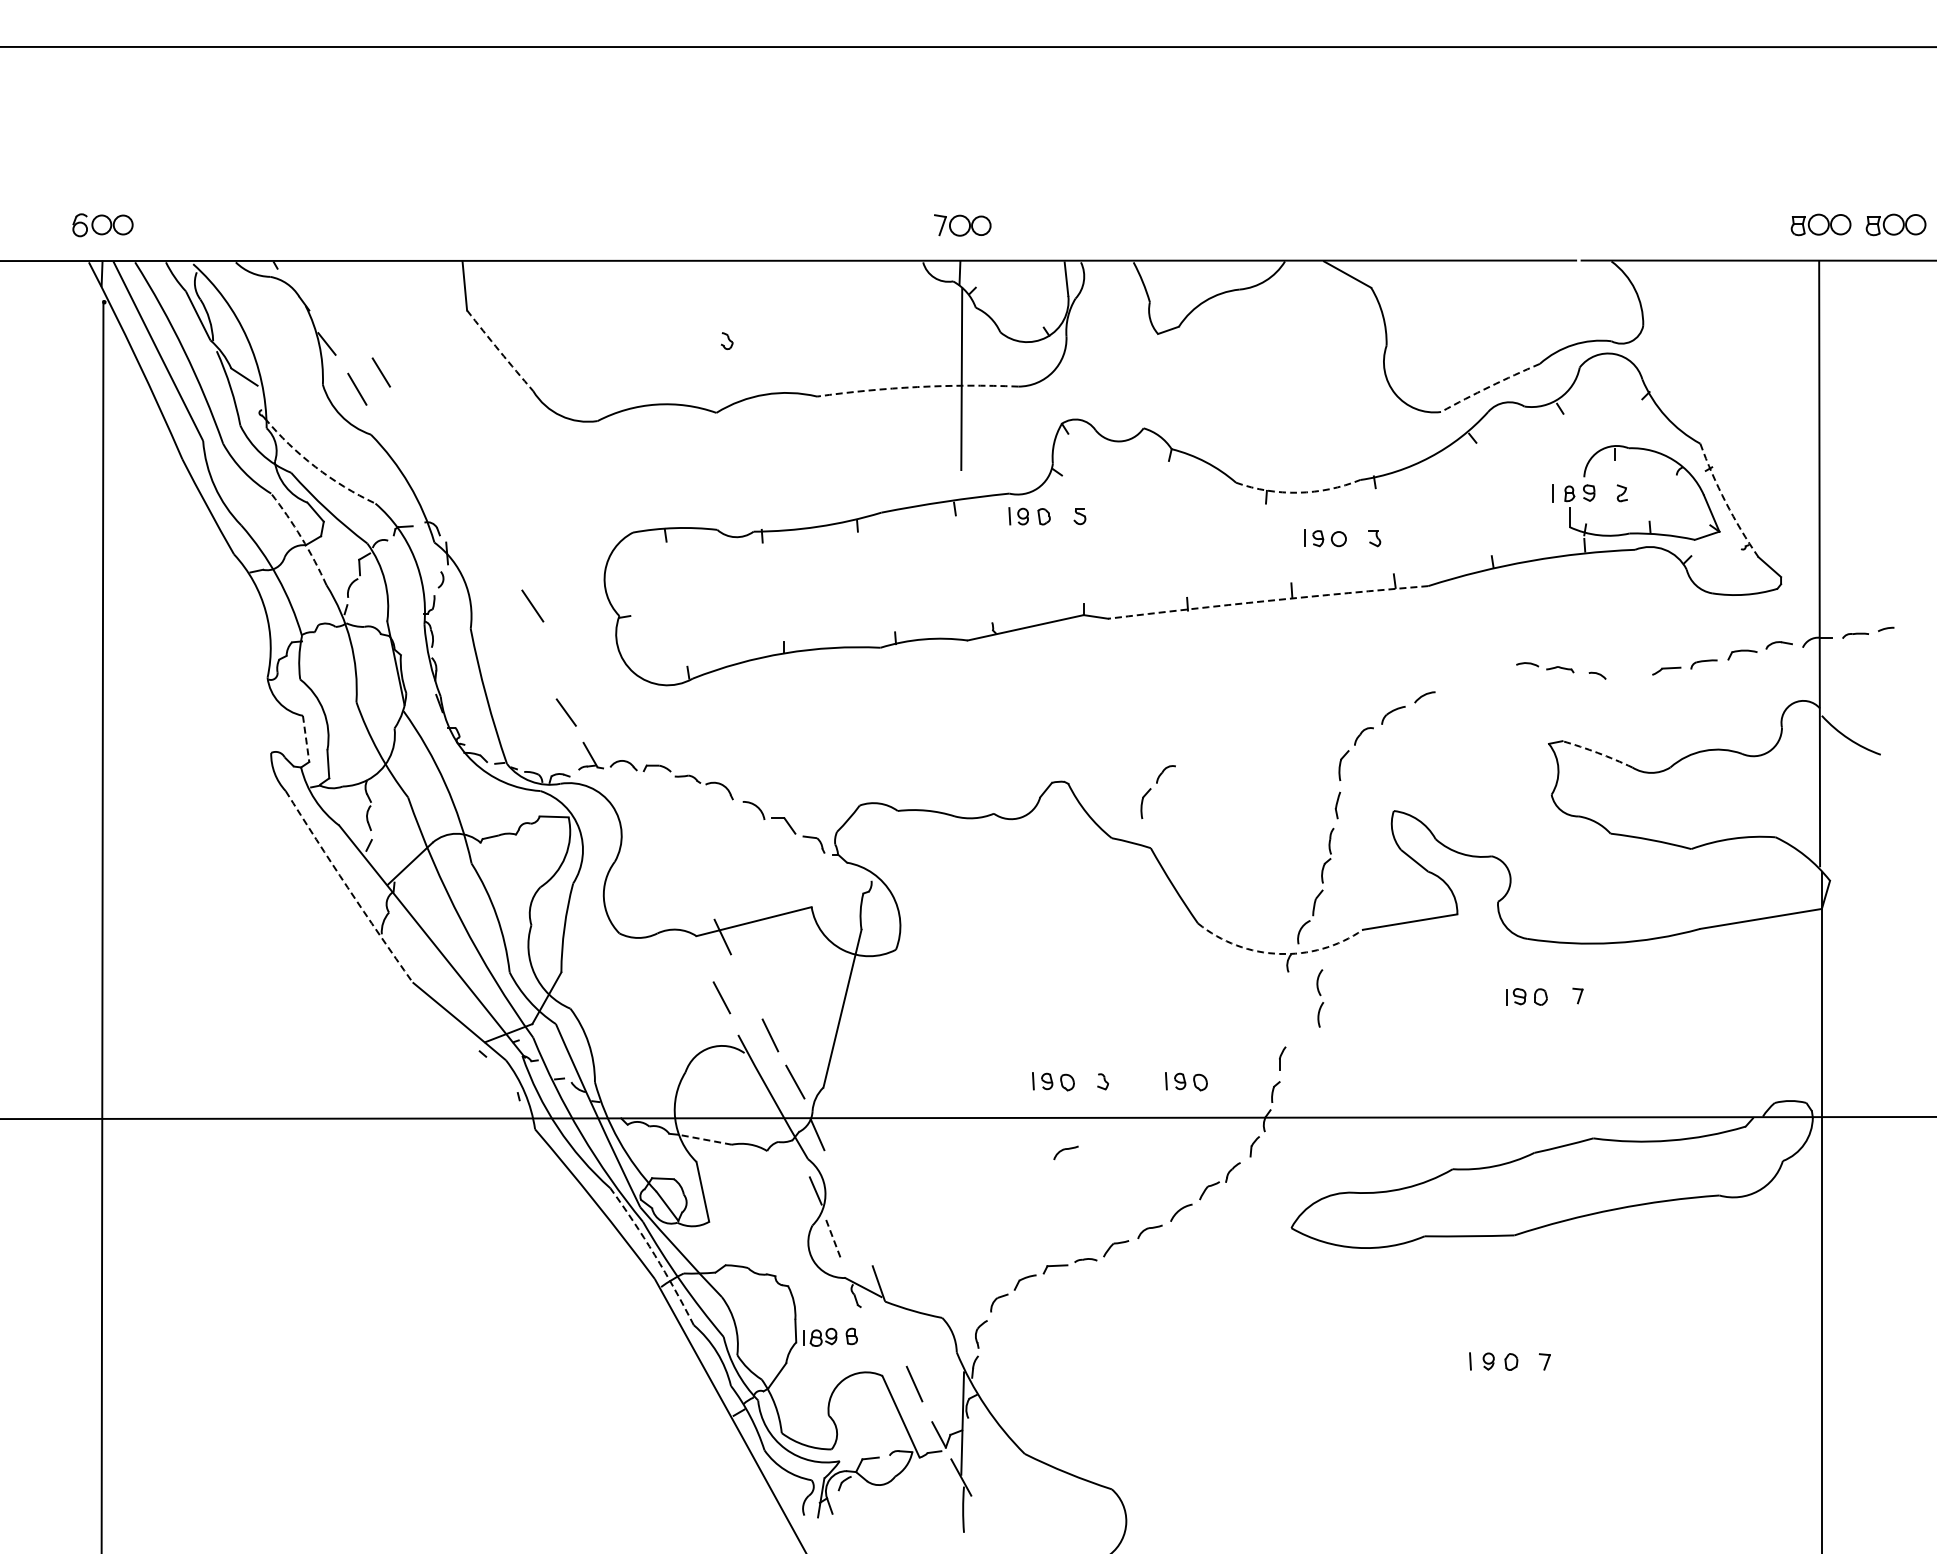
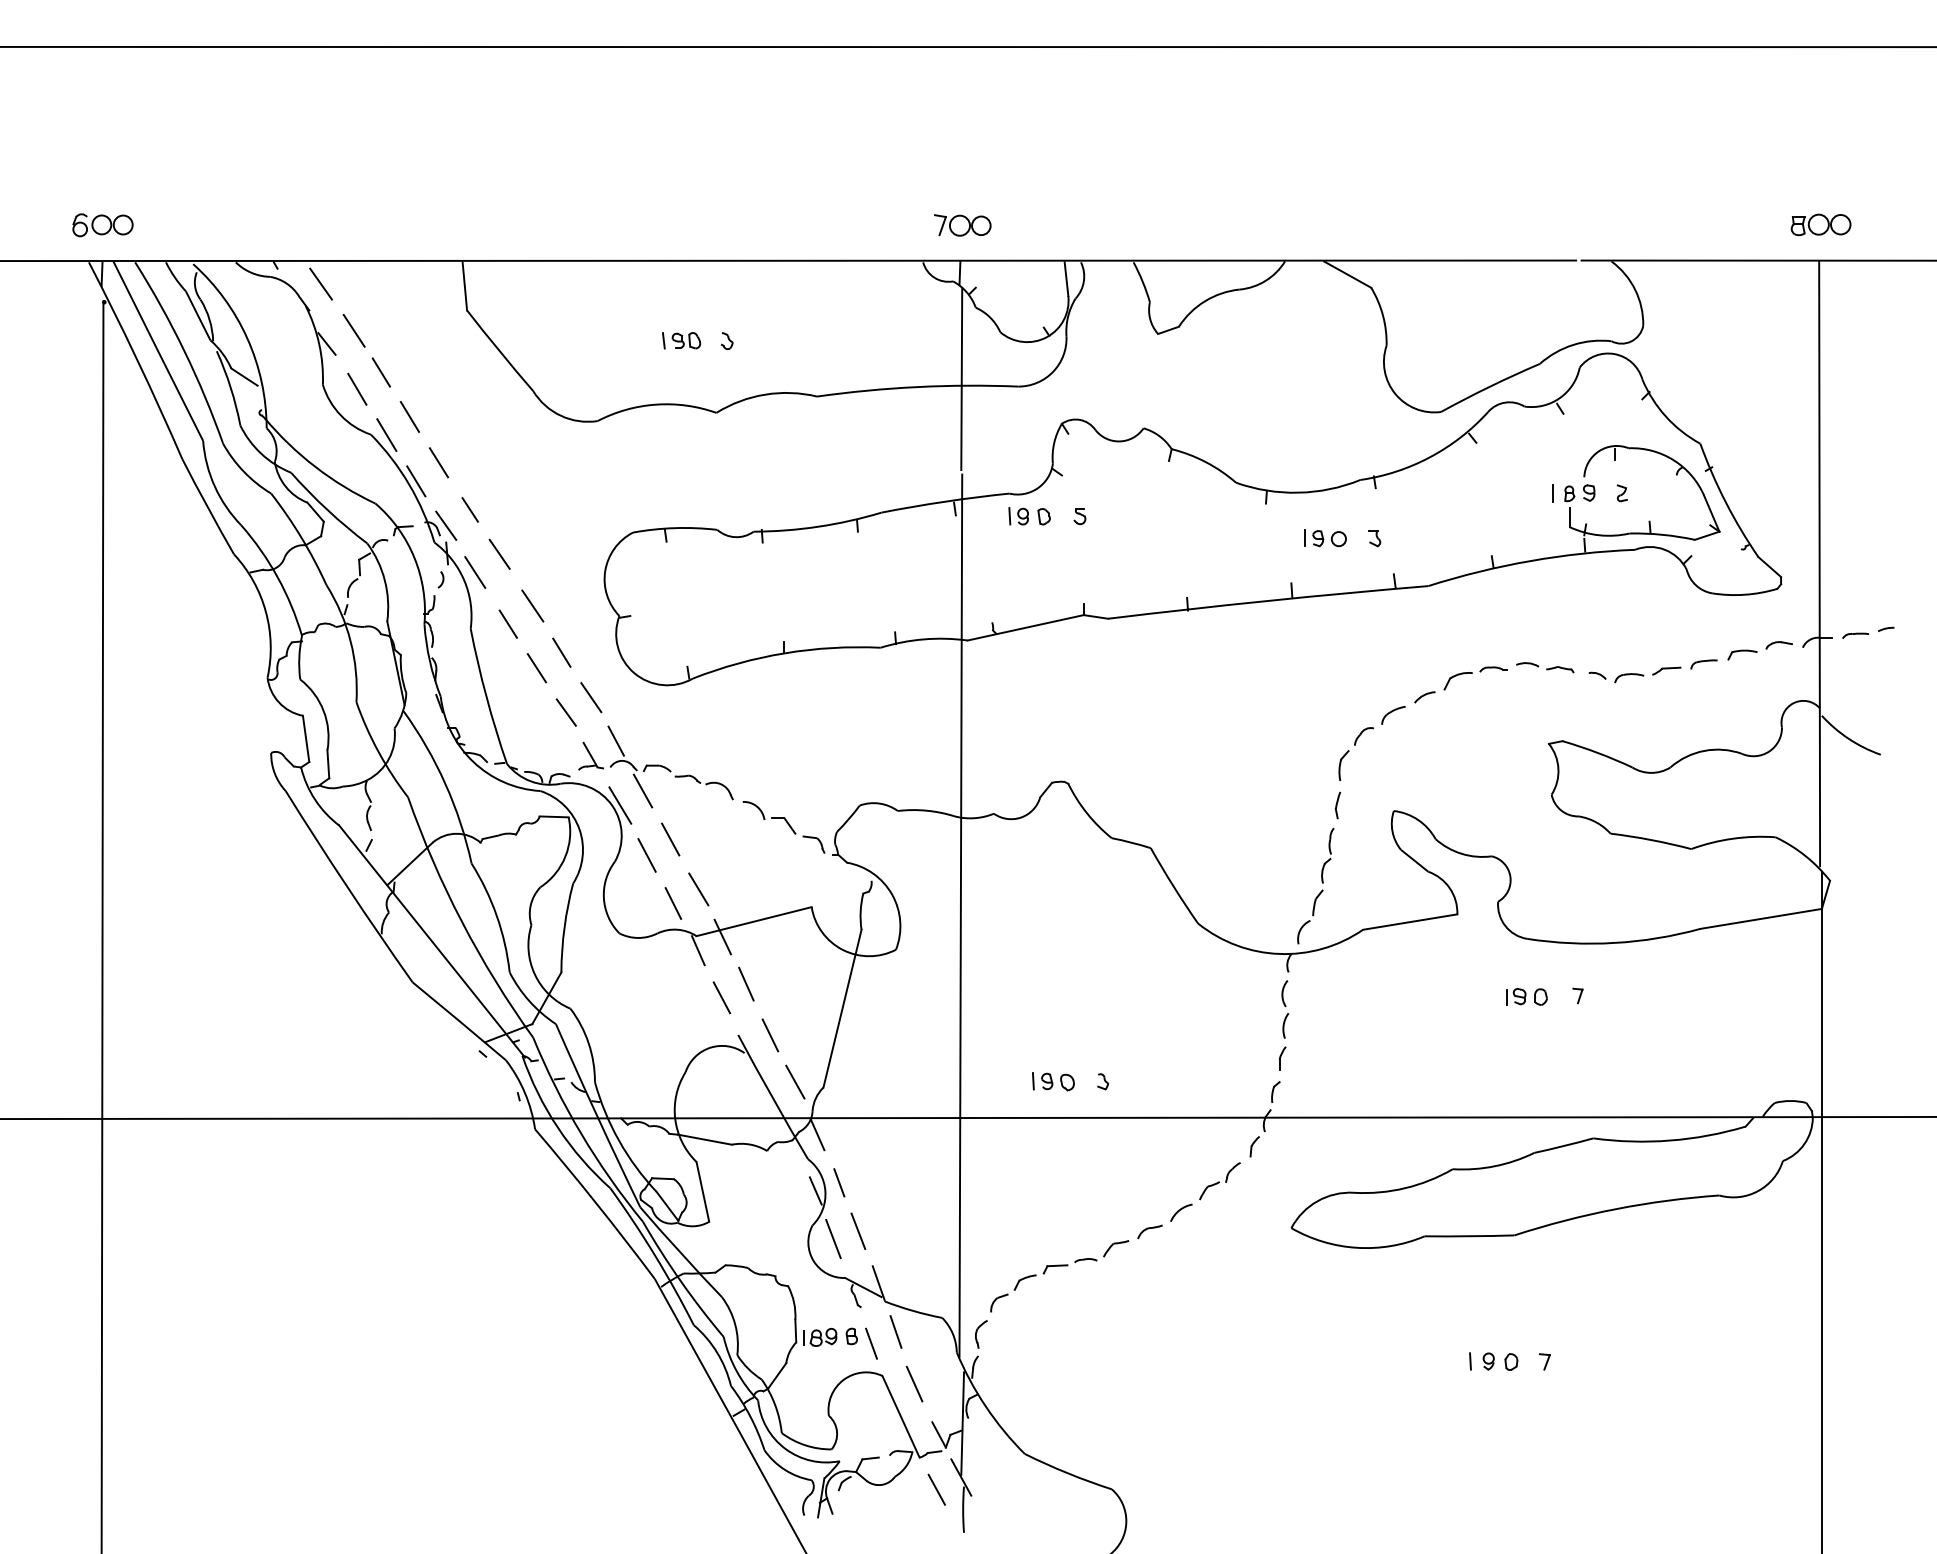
part: present -> none (1895, 224)
line: none -> present (320, 283)
line: none -> present (353, 330)
part: none -> present (681, 340)
arc: dashed -> solid (499, 351)
arc: dashed -> solid (1489, 386)
arc: dashed -> solid (917, 387)
line: none -> present (409, 416)
line: none -> present (386, 434)
line: none -> present (439, 462)
arc: dashed -> solid (315, 467)
line: none -> present (416, 481)
arc: dashed -> solid (1298, 492)
arc: dashed -> solid (1725, 502)
line: none -> present (469, 509)
line: none -> present (446, 525)
arc: dashed -> solid (301, 537)
line: none -> present (499, 553)
line: none -> present (475, 572)
arc: dashed -> solid (1268, 600)
line: none -> present (507, 623)
line: none -> present (561, 652)
line: none -> present (536, 668)
part: none -> present (1475, 678)
part: none -> present (1629, 678)
line: none -> present (591, 697)
line: dashed -> solid (306, 739)
line: none -> present (615, 740)
arc: dashed -> solid (1597, 752)
part: present -> none (1151, 789)
line: none -> present (642, 790)
line: none -> present (620, 805)
line: none -> present (670, 839)
line: none -> present (646, 855)
arc: dashed -> solid (347, 887)
line: none -> present (698, 889)
line: none -> present (673, 903)
line: none -> present (960, 915)
line: none -> present (697, 950)
arc: dashed -> solid (1279, 953)
line: none -> present (746, 983)
part position: (1320, 998) -> (1285, 1009) (1285, 1009)
part: present -> none (1186, 1081)
line: dashed -> solid (704, 1139)
part: present -> none (1065, 1152)
line: none -> present (839, 1182)
line: none -> present (858, 1231)
line: dashed -> solid (833, 1239)
arc: dashed -> solid (654, 1255)
line: none -> present (895, 1331)
line: none -> present (871, 1343)
line: none -> present (936, 1489)
